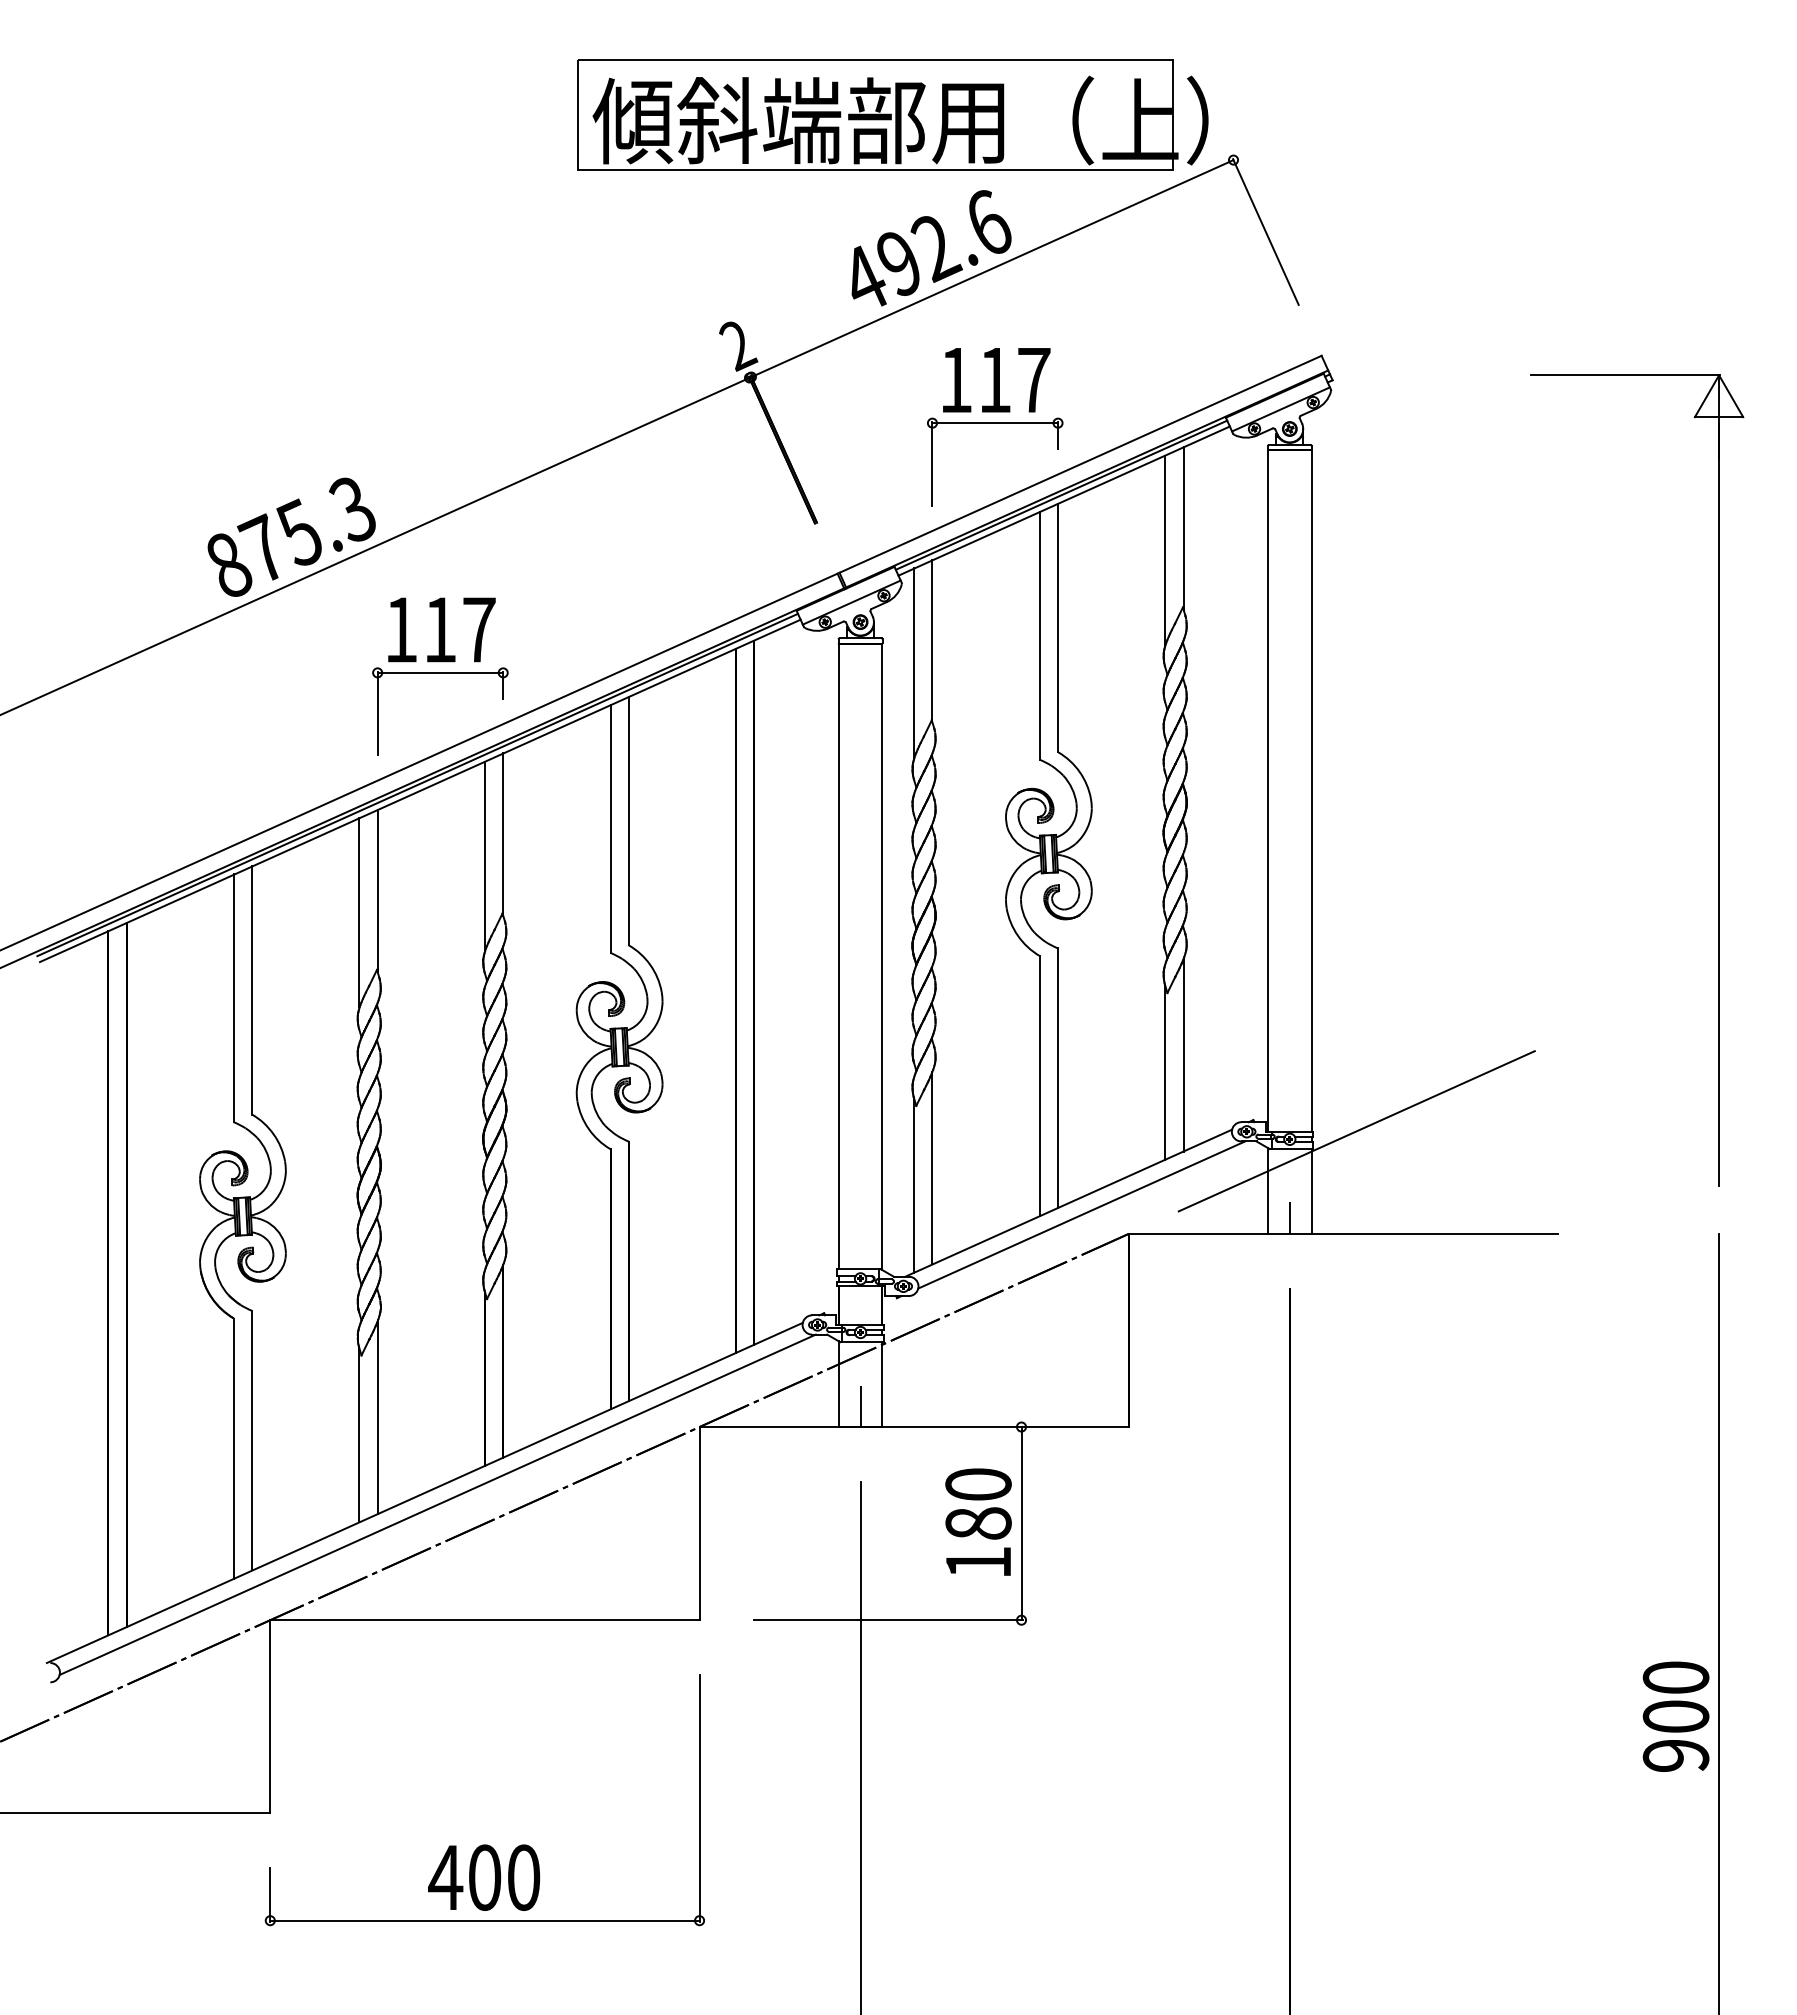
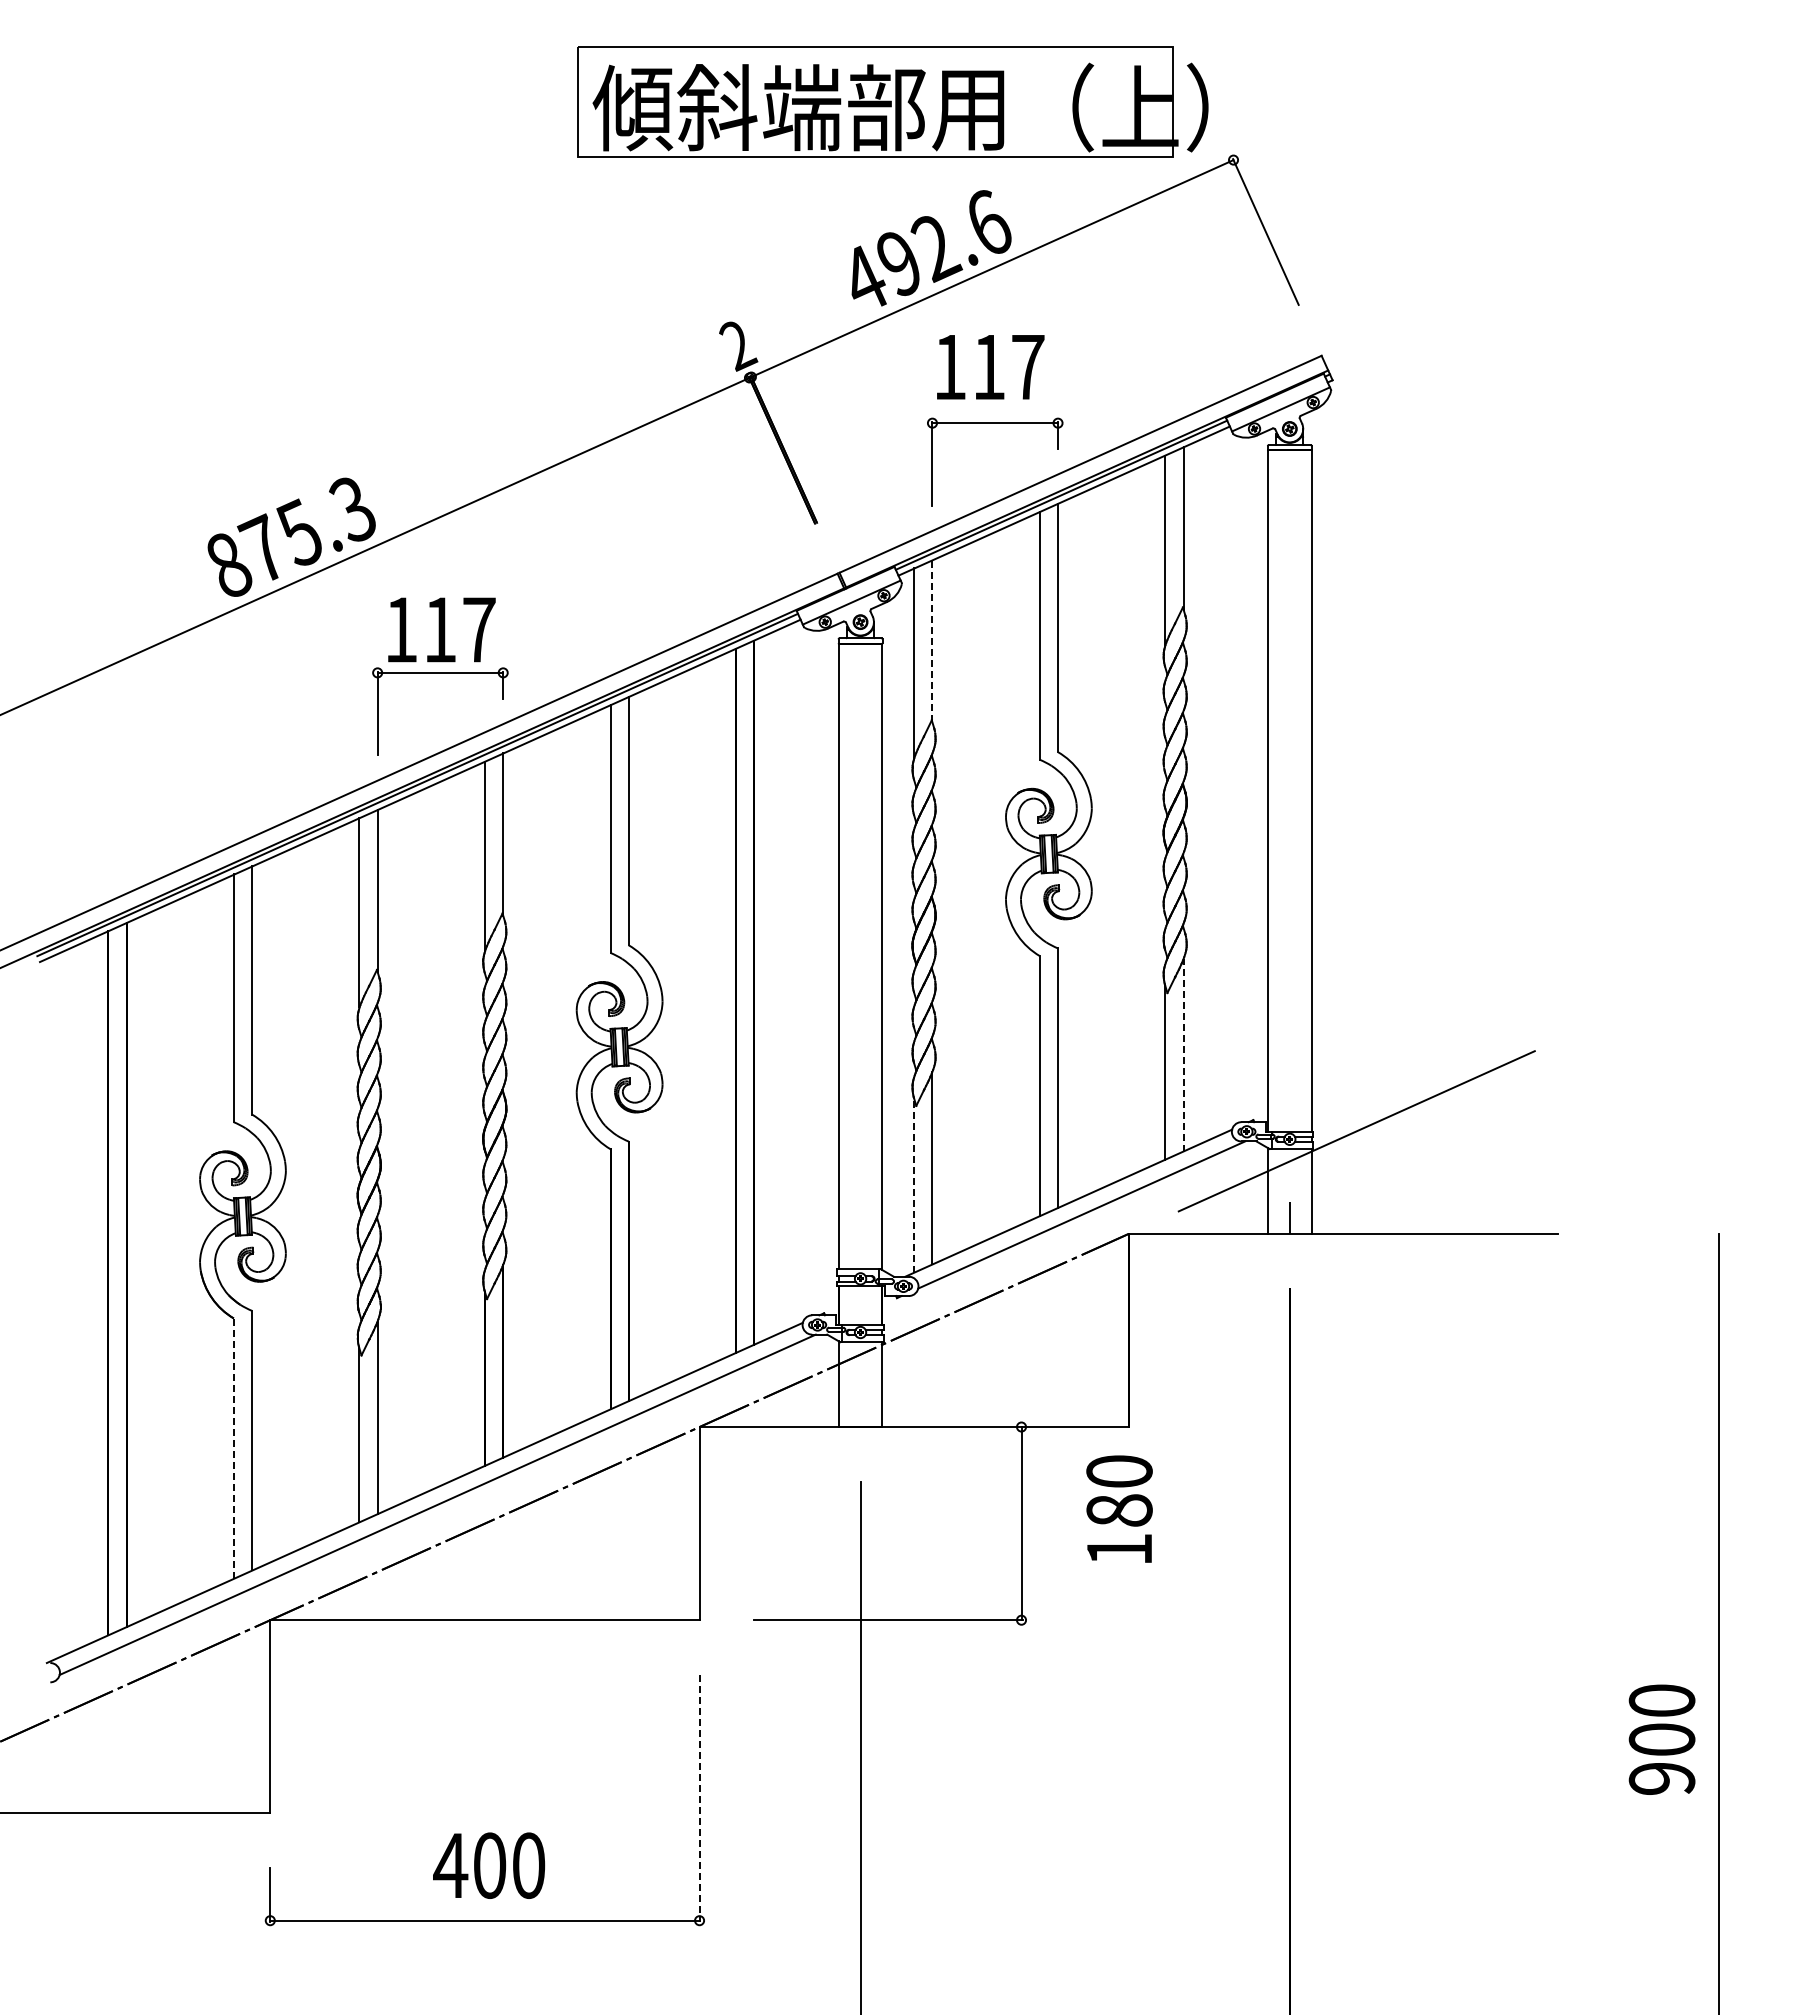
part position: (892, 114) -> (892, 101) (892, 101)
text position: (996, 380) -> (990, 367) (990, 367)
line: solid -> dashed (932, 640)
part: present -> none (1718, 780)
line: solid -> dashed (1183, 1054)
line: solid -> dashed (914, 1185)
line: present -> none (860, 1406)
line: solid -> dashed (233, 1448)
text position: (978, 1521) -> (1119, 1508) (1119, 1508)
text position: (1675, 1716) -> (1661, 1739) (1661, 1739)
line: solid -> dashed (699, 1798)
text position: (484, 1877) -> (489, 1865) (489, 1865)
